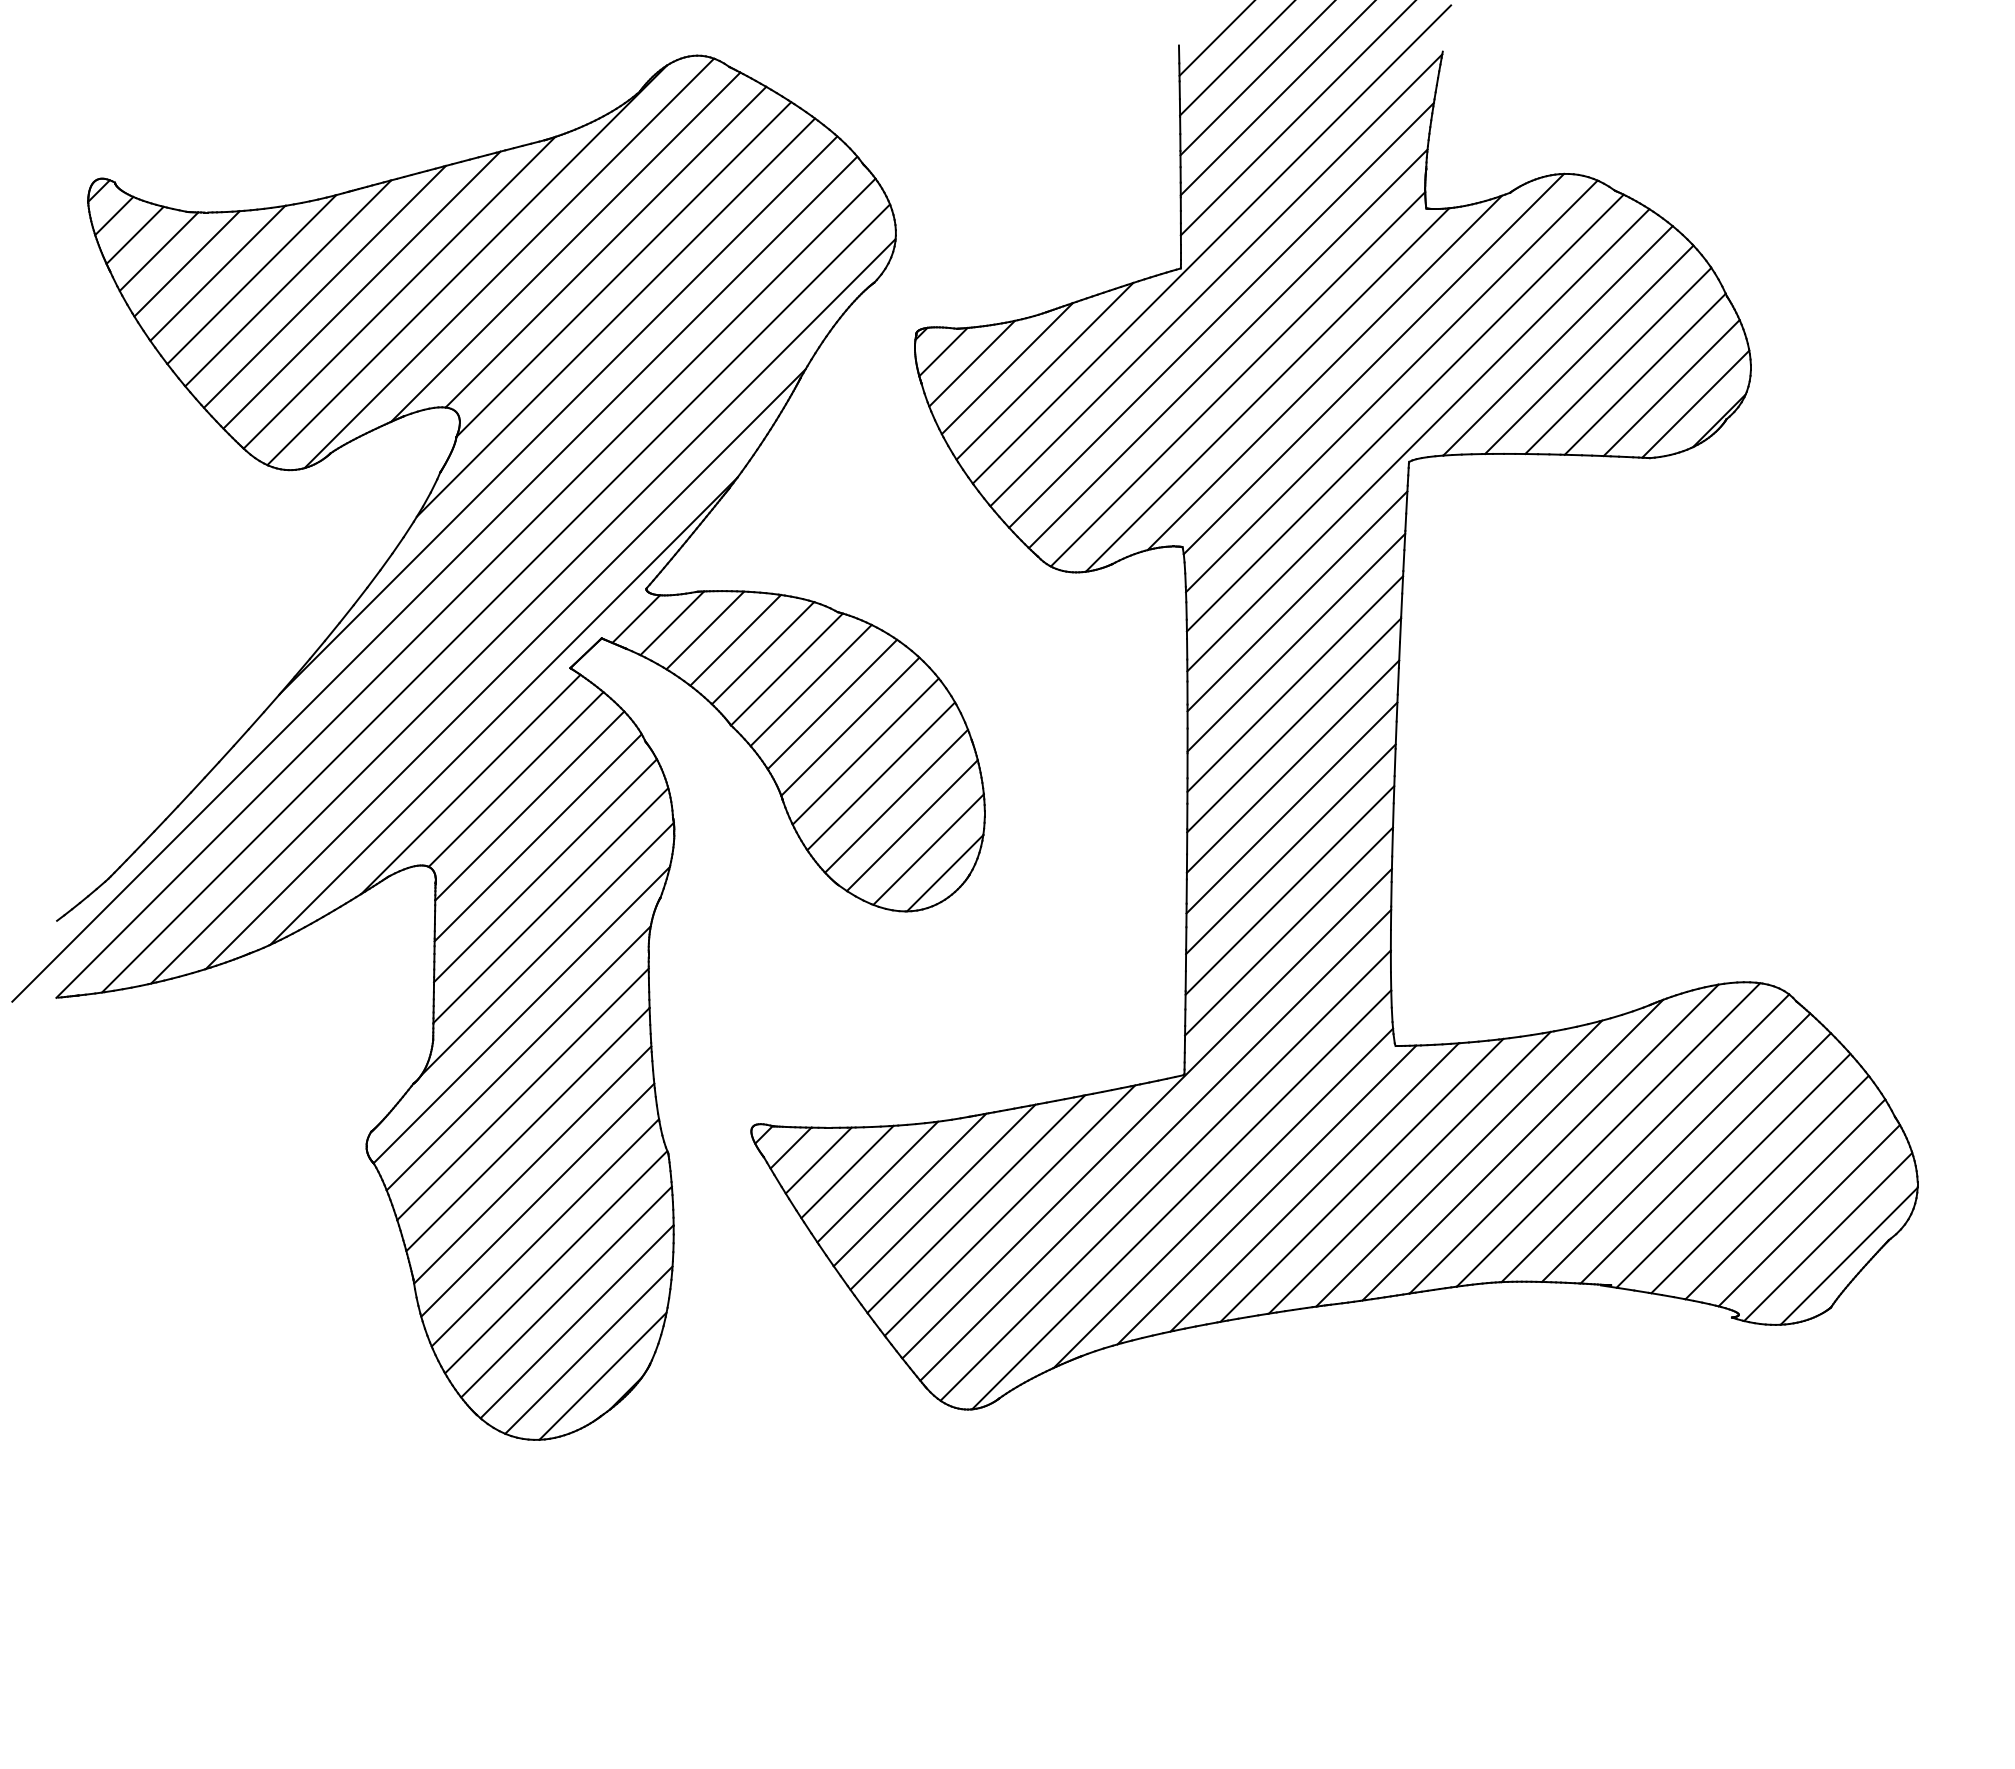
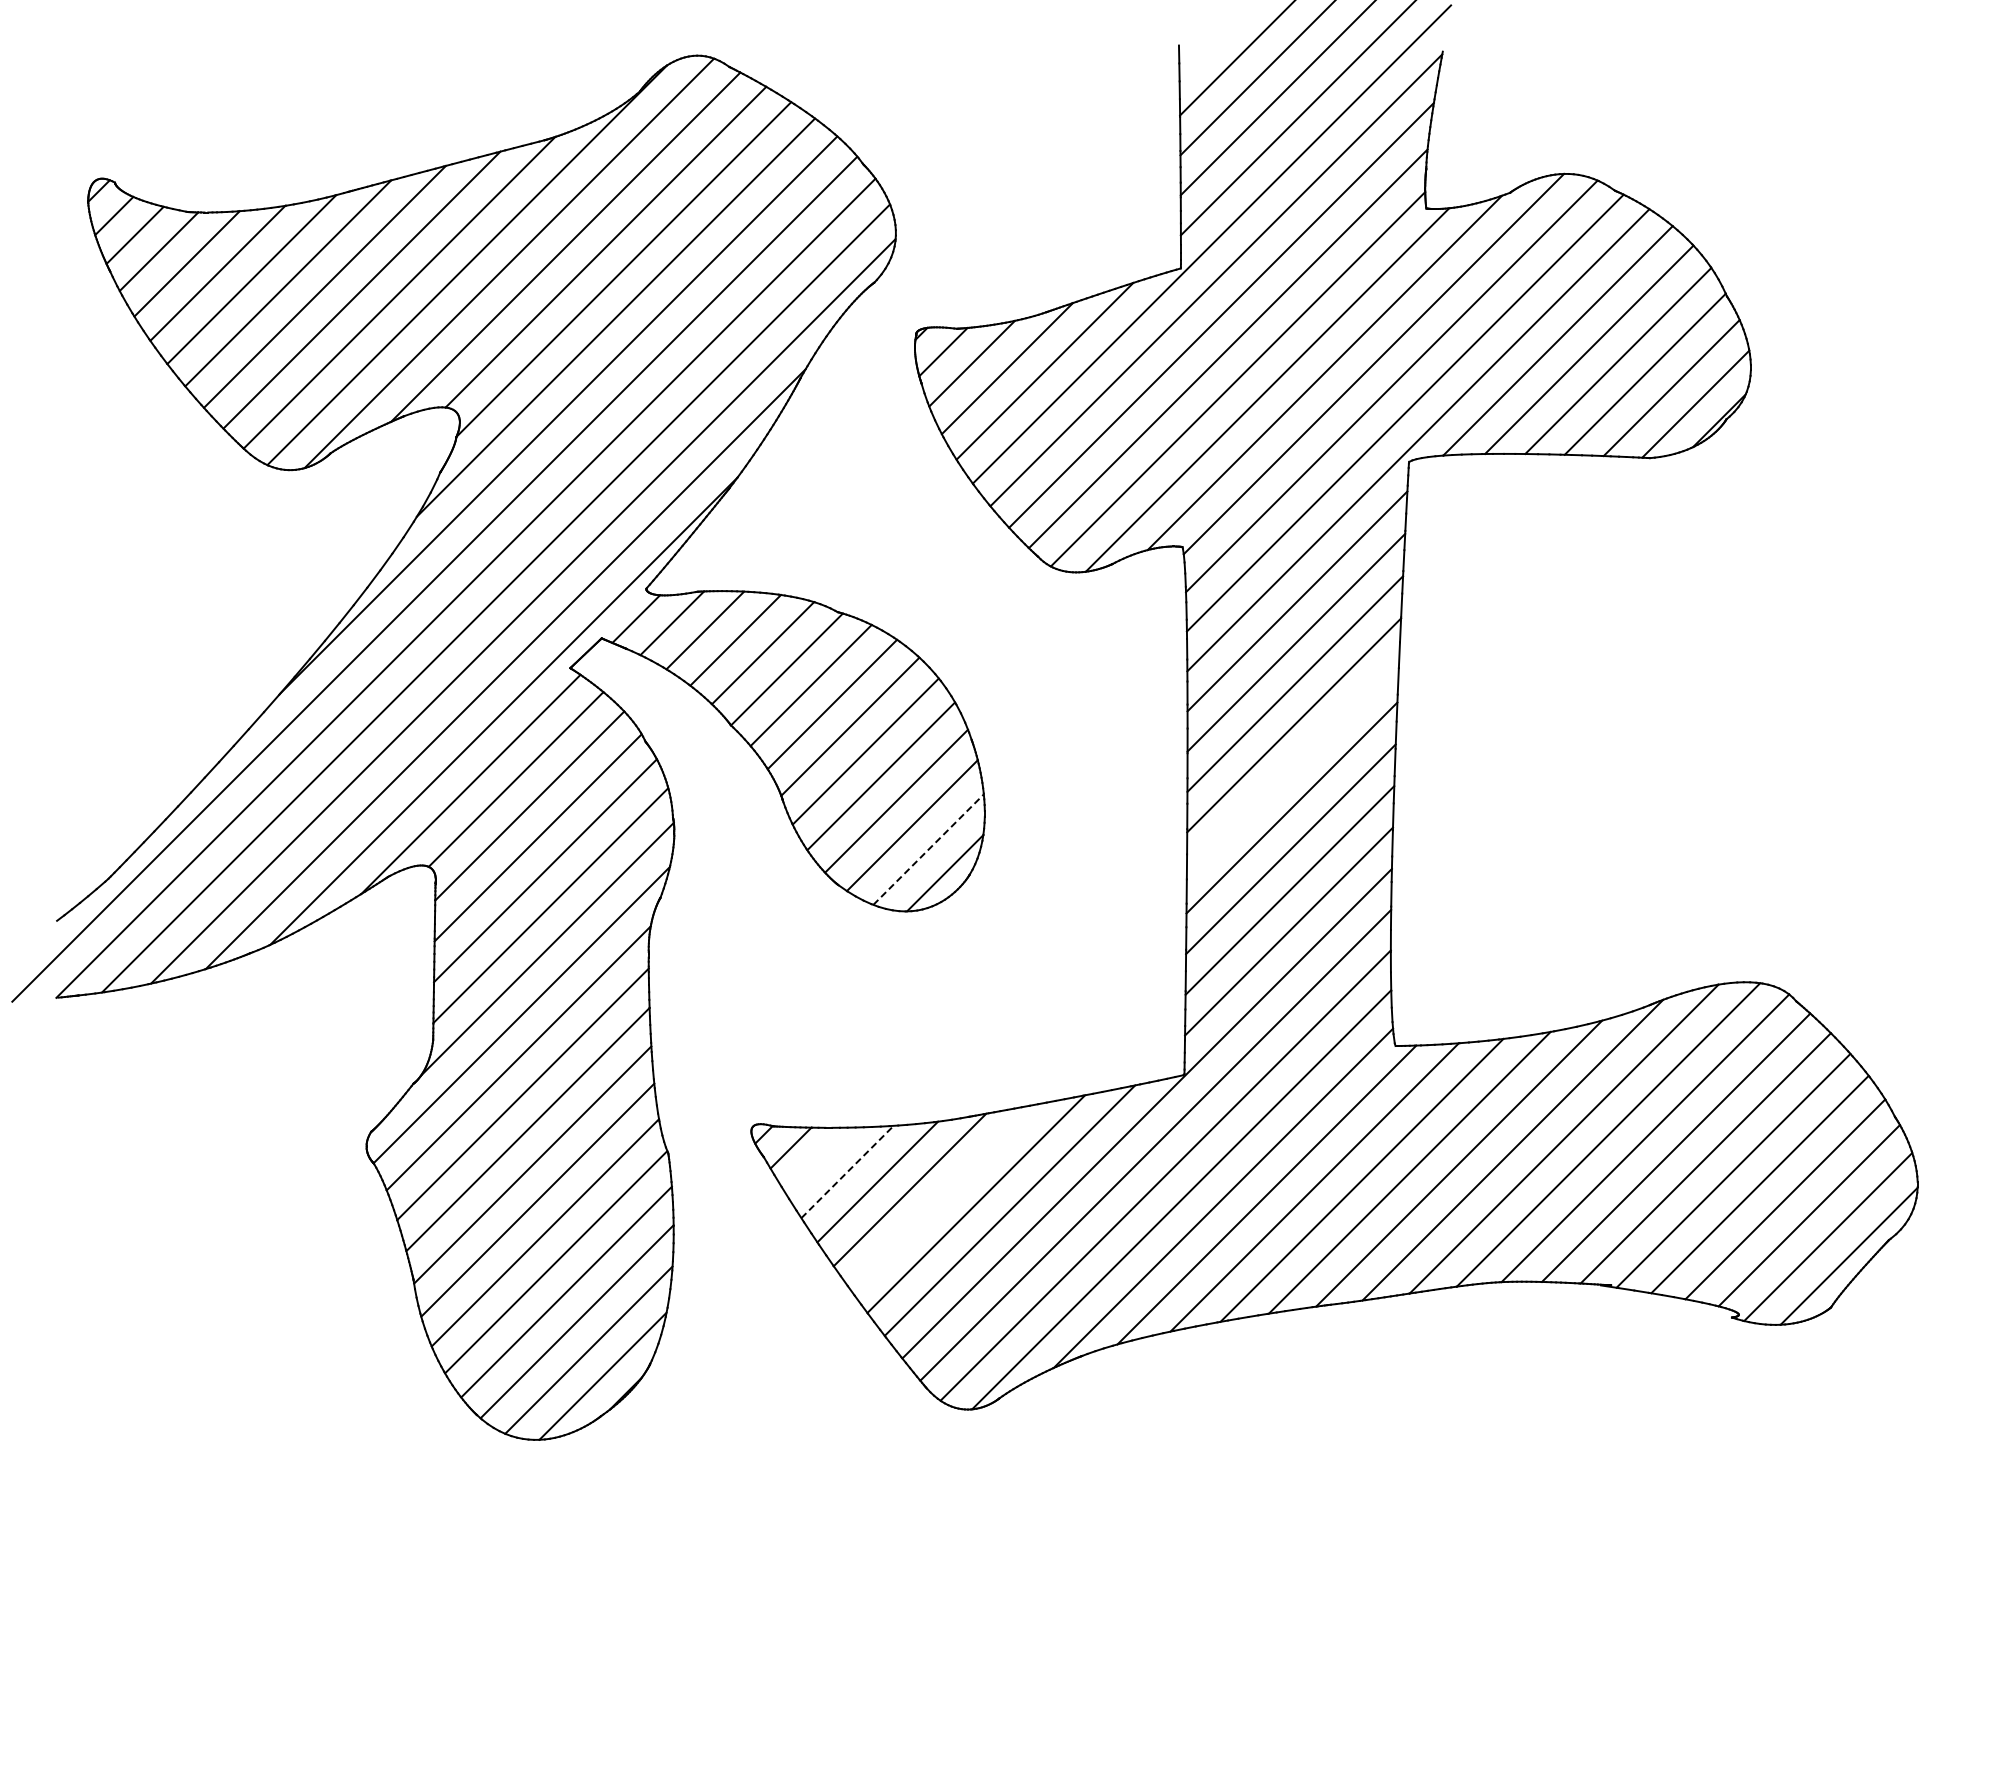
line: present -> none (1216, 38)
line: present -> none (1292, 766)
line: solid -> dashed (928, 849)
line: present -> none (818, 1160)
line: solid -> dashed (847, 1171)
line: present -> none (942, 1196)
